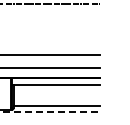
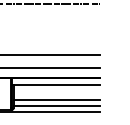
line: none -> present (56, 99)
line: dashed -> solid (50, 111)
